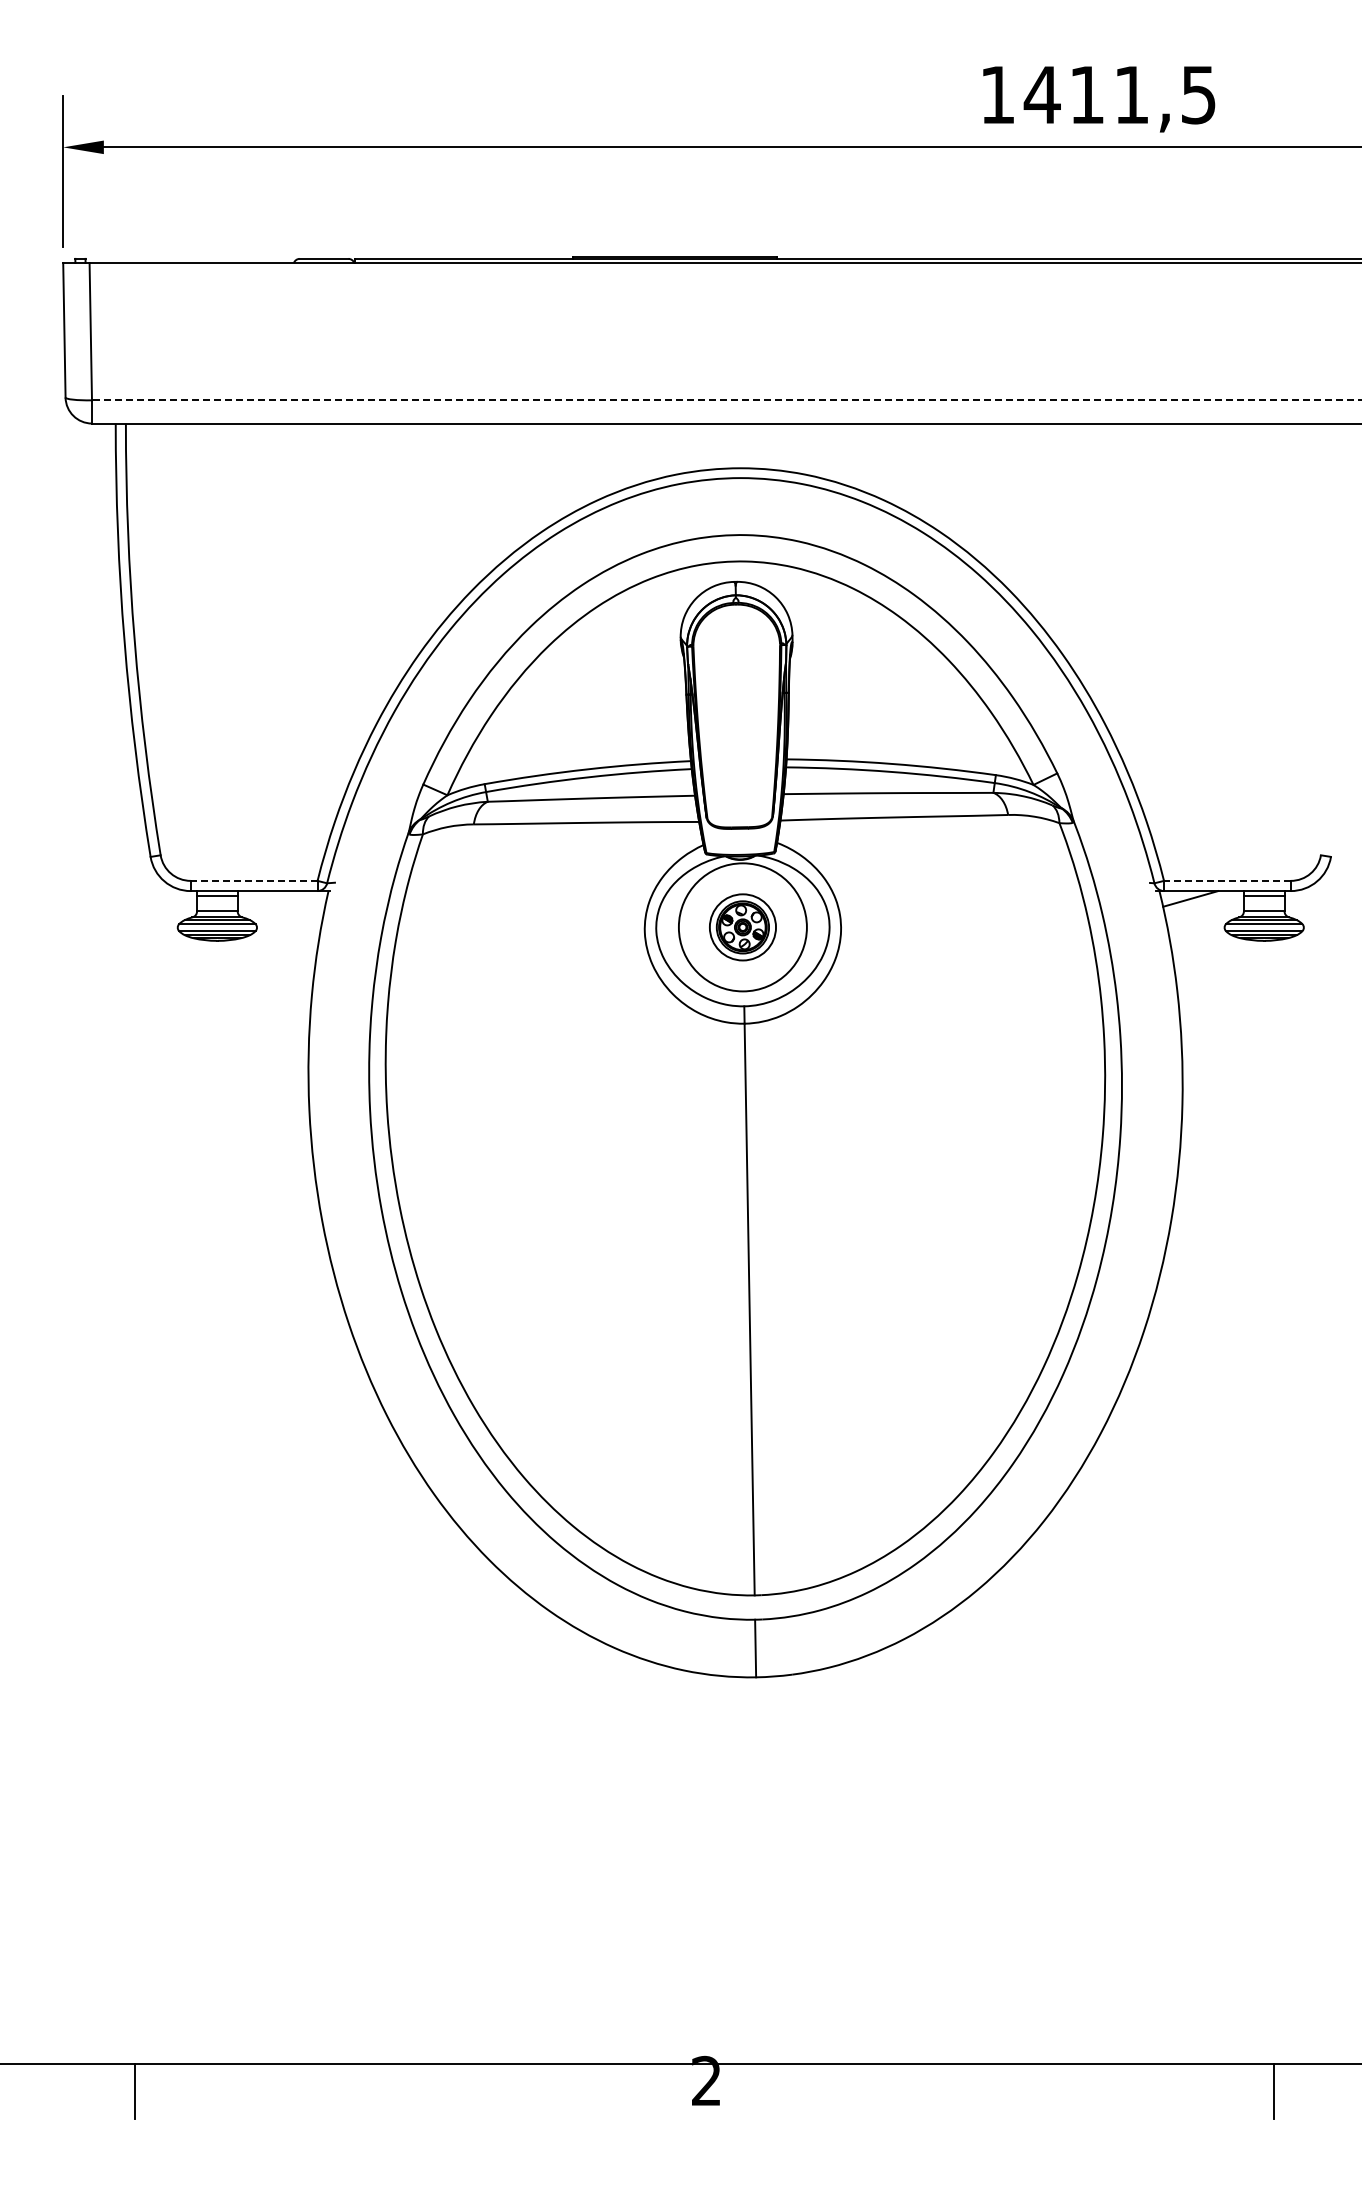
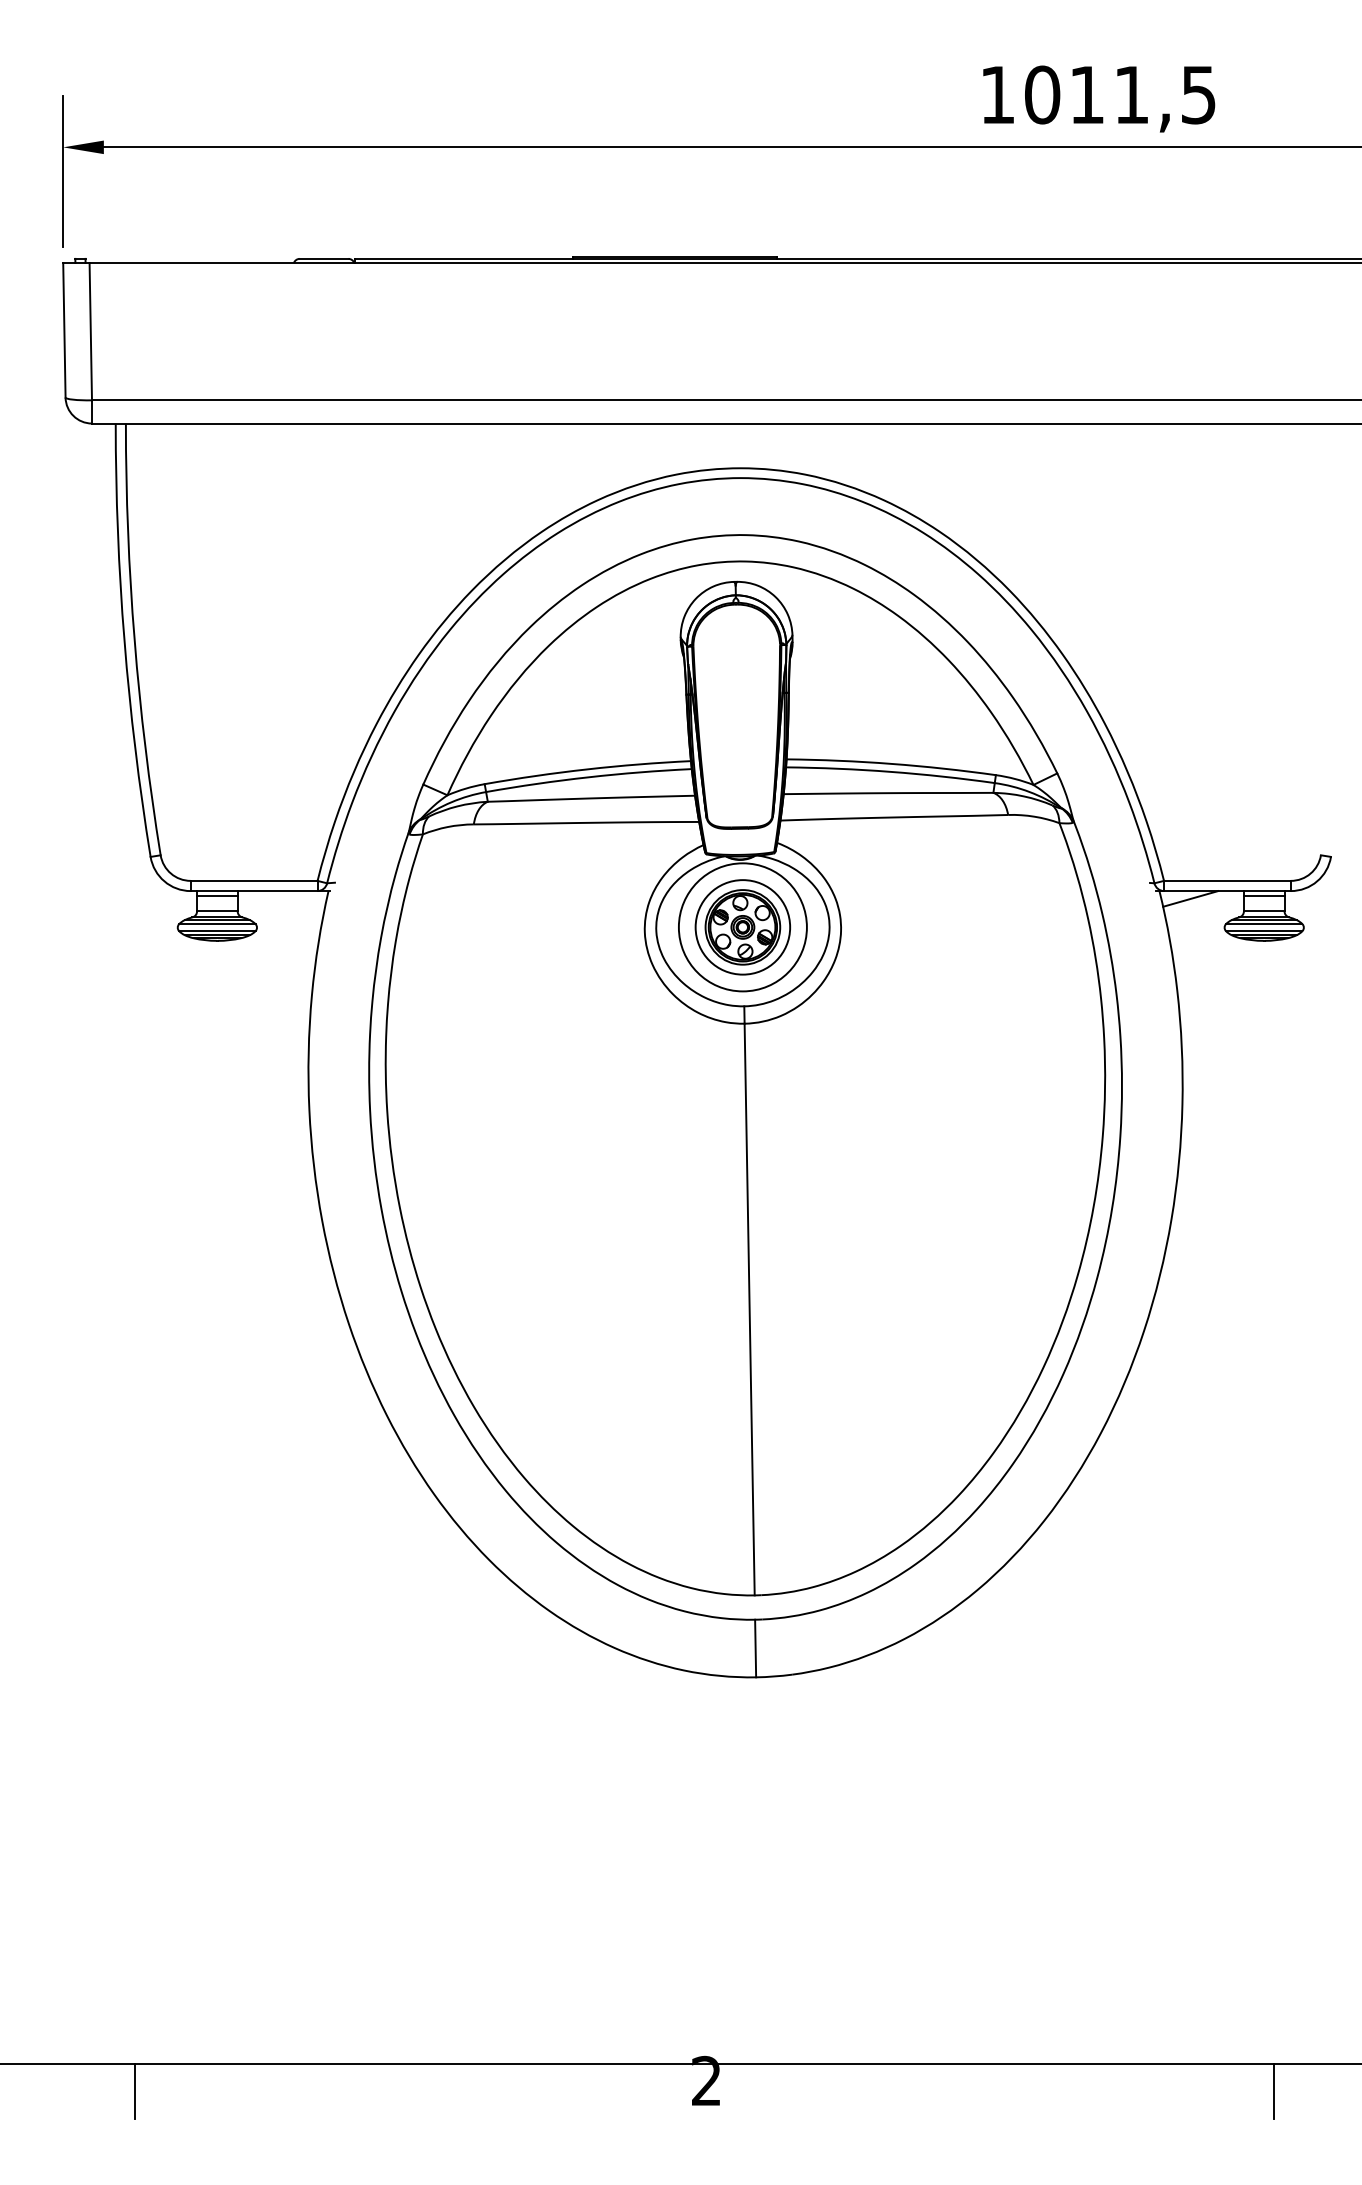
text: 1411,5 -> 1011,5 (1041, 94)
line: dashed -> solid (726, 400)
line: dashed -> solid (253, 880)
line: dashed -> solid (1226, 880)
part size: 68x69 px -> 98x97 px (742, 927)
